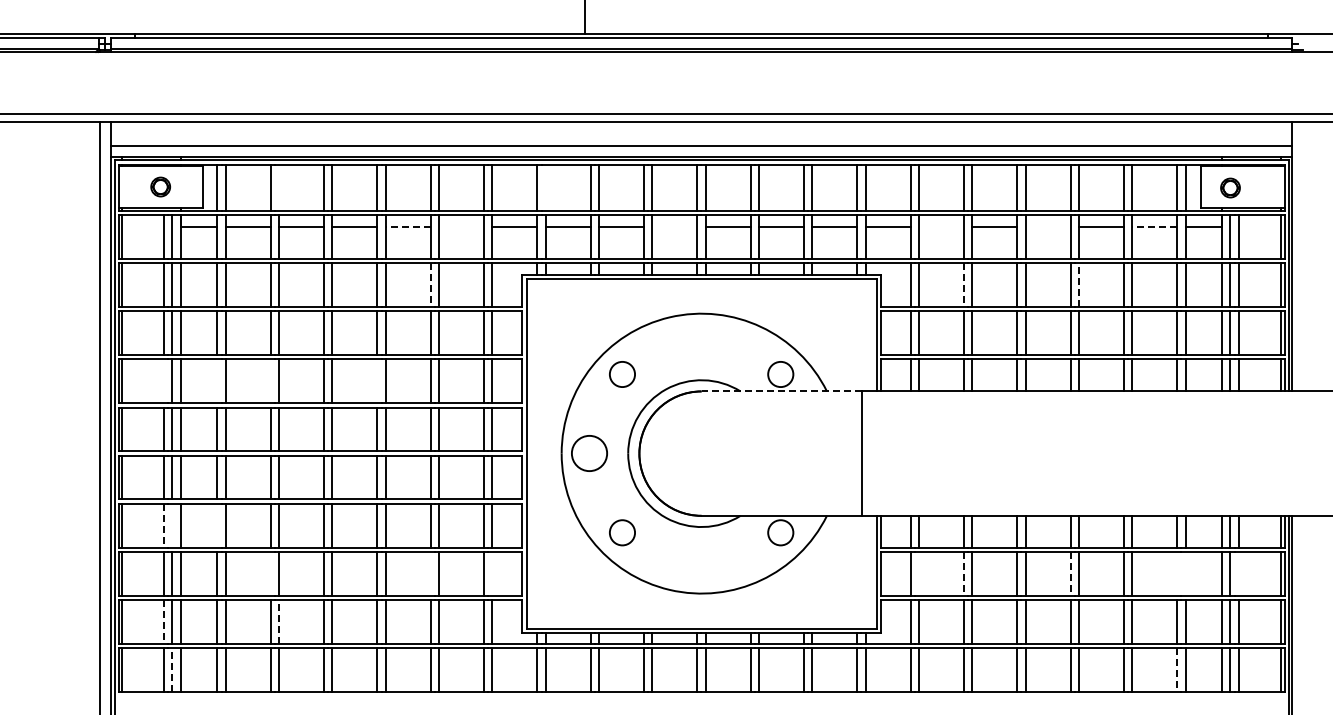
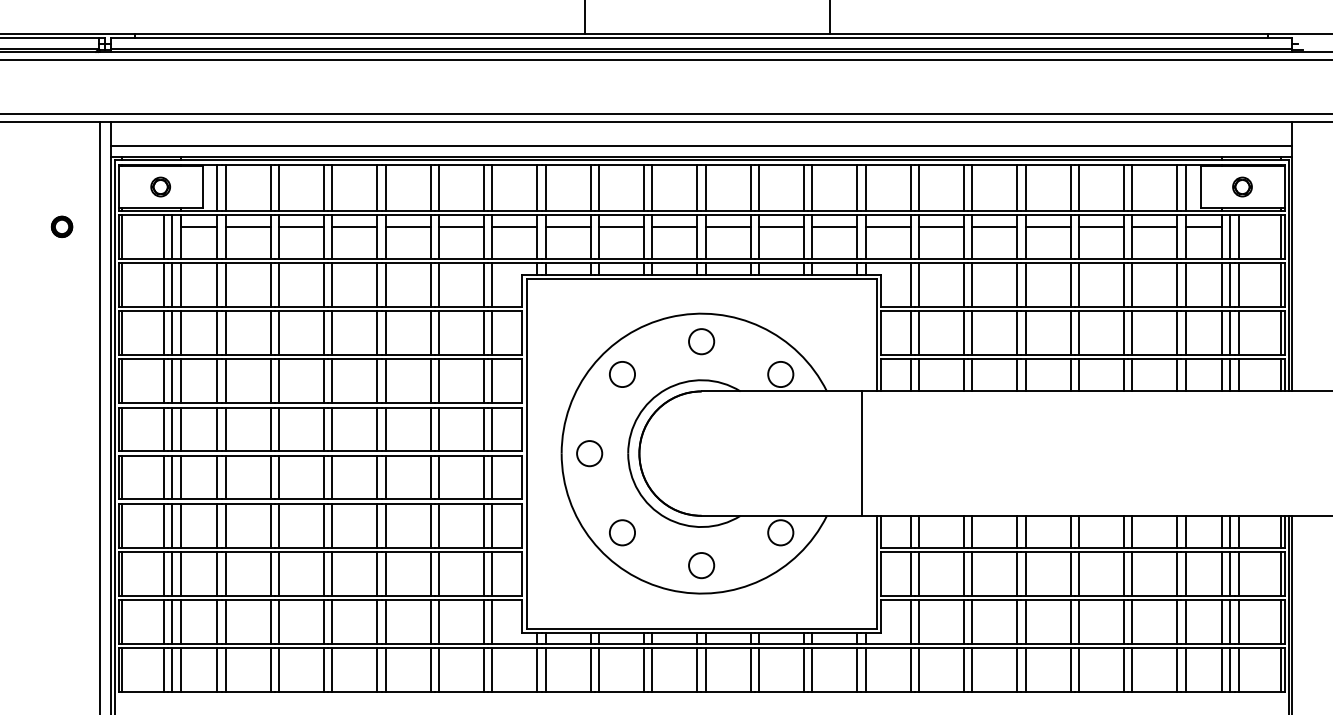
line: none -> present (830, 17)
line: none -> present (665, 60)
line: none -> present (279, 187)
line: none -> present (545, 187)
part position: (1230, 187) -> (1242, 186) (1242, 186)
part: none -> present (61, 226)
line: dashed -> solid (407, 226)
line: none -> present (461, 226)
line: none -> present (674, 226)
line: none -> present (940, 226)
line: none -> present (1047, 226)
line: dashed -> solid (1154, 226)
line: dashed -> solid (430, 285)
line: dashed -> solid (963, 285)
line: dashed -> solid (1078, 285)
circle: none -> present (701, 341)
line: none -> present (164, 381)
line: none -> present (217, 381)
line: none -> present (270, 381)
line: none -> present (377, 381)
line: dashed -> solid (781, 391)
circle size: 37x37 px -> 28x28 px (589, 453)
line: dashed -> solid (164, 525)
line: none -> present (172, 525)
line: none -> present (217, 525)
circle: none -> present (701, 565)
line: none -> present (270, 573)
line: none -> present (430, 573)
line: none -> present (492, 573)
line: none -> present (918, 573)
line: dashed -> solid (963, 573)
line: dashed -> solid (1070, 573)
line: none -> present (1177, 573)
line: none -> present (1185, 573)
line: none -> present (1238, 573)
line: dashed -> solid (164, 621)
line: dashed -> solid (279, 621)
line: dashed -> solid (172, 669)
line: dashed -> solid (1177, 669)
